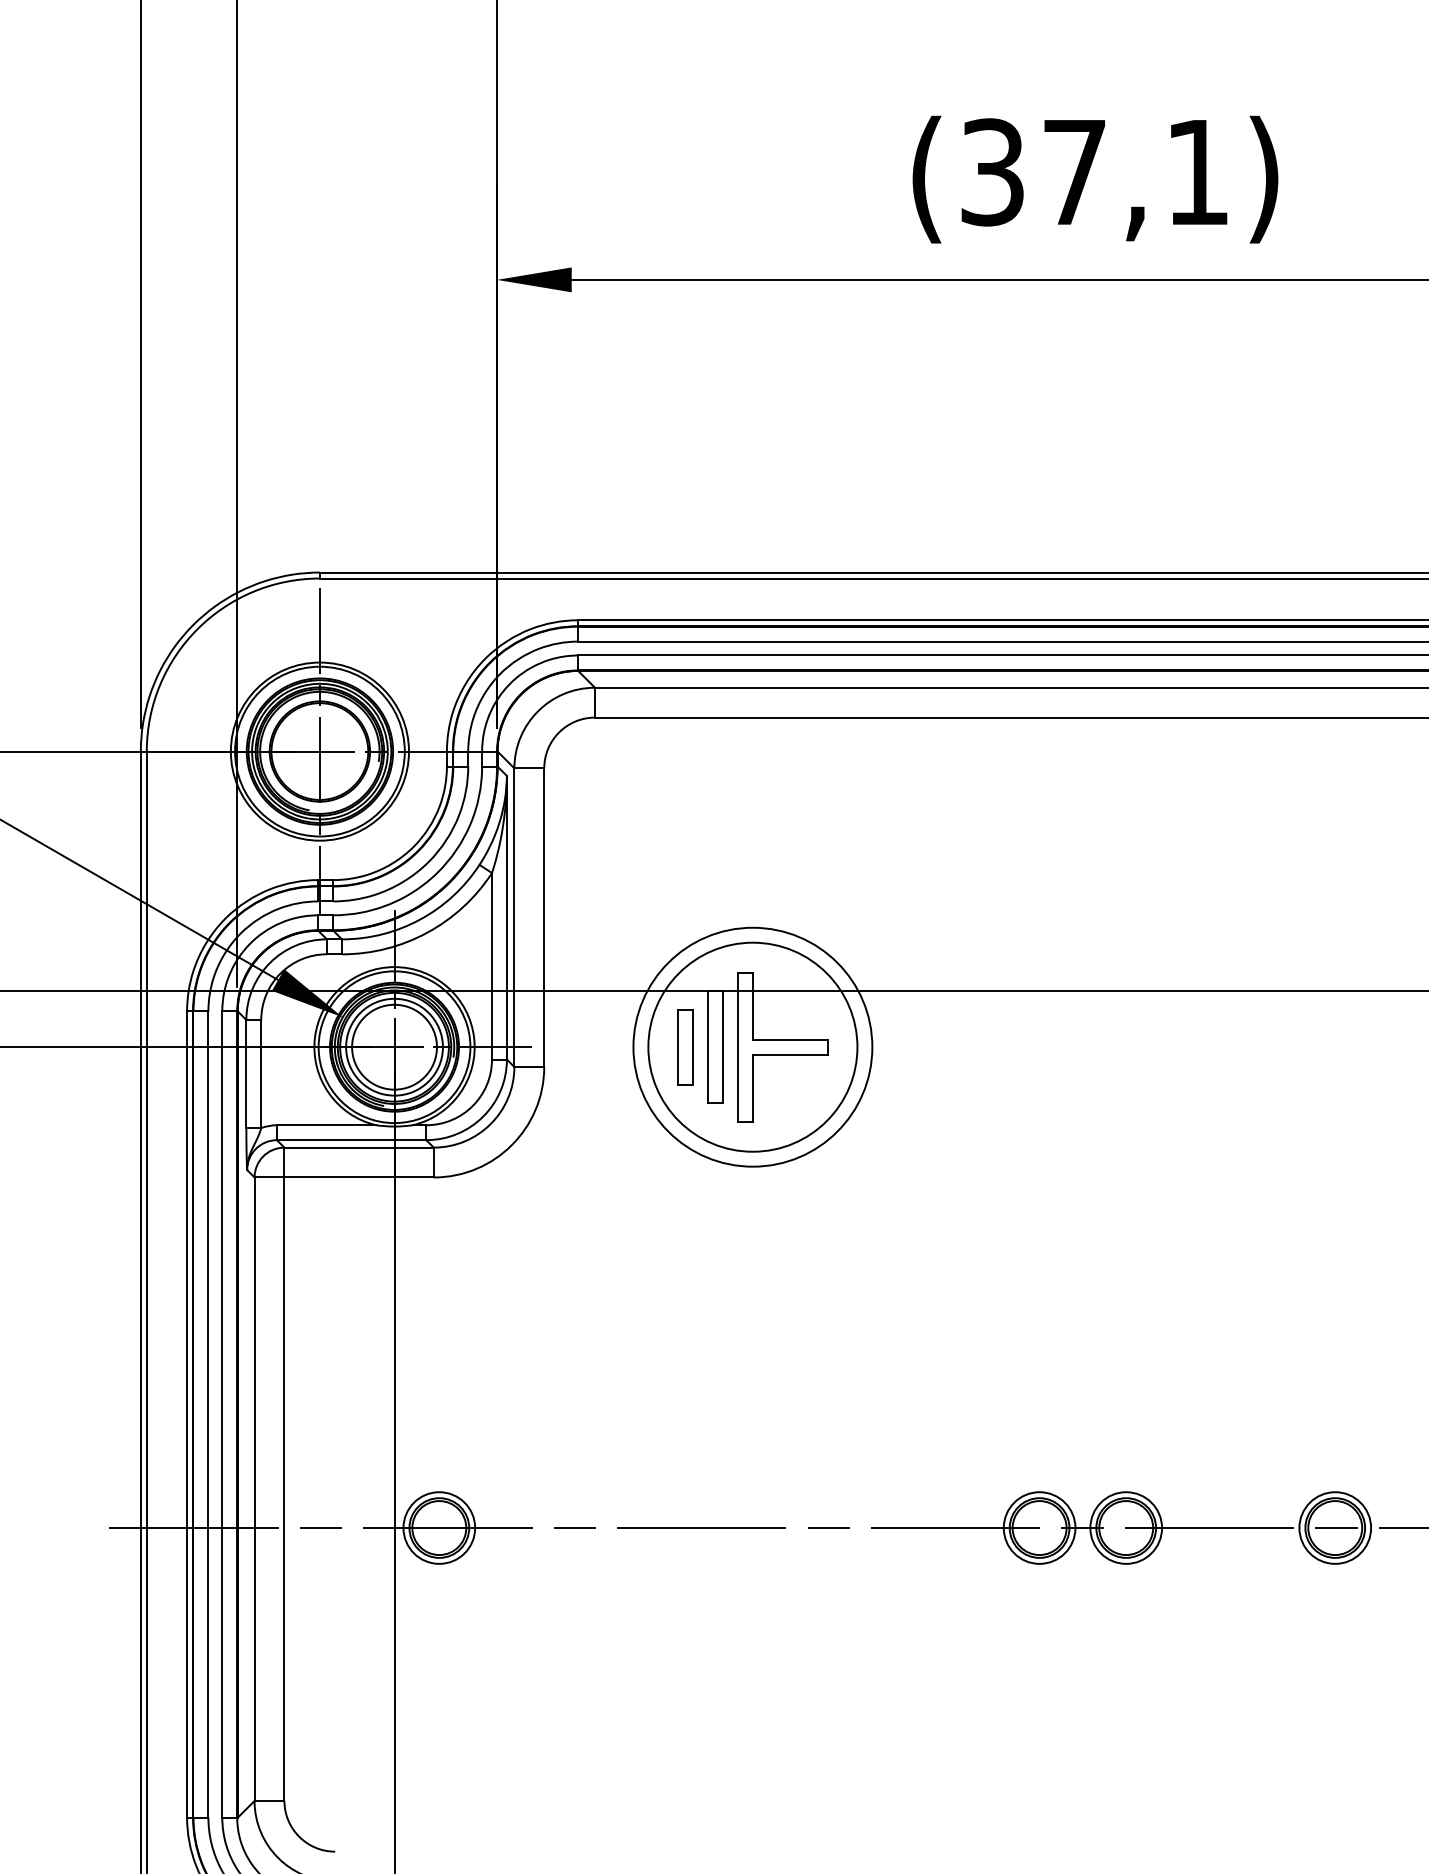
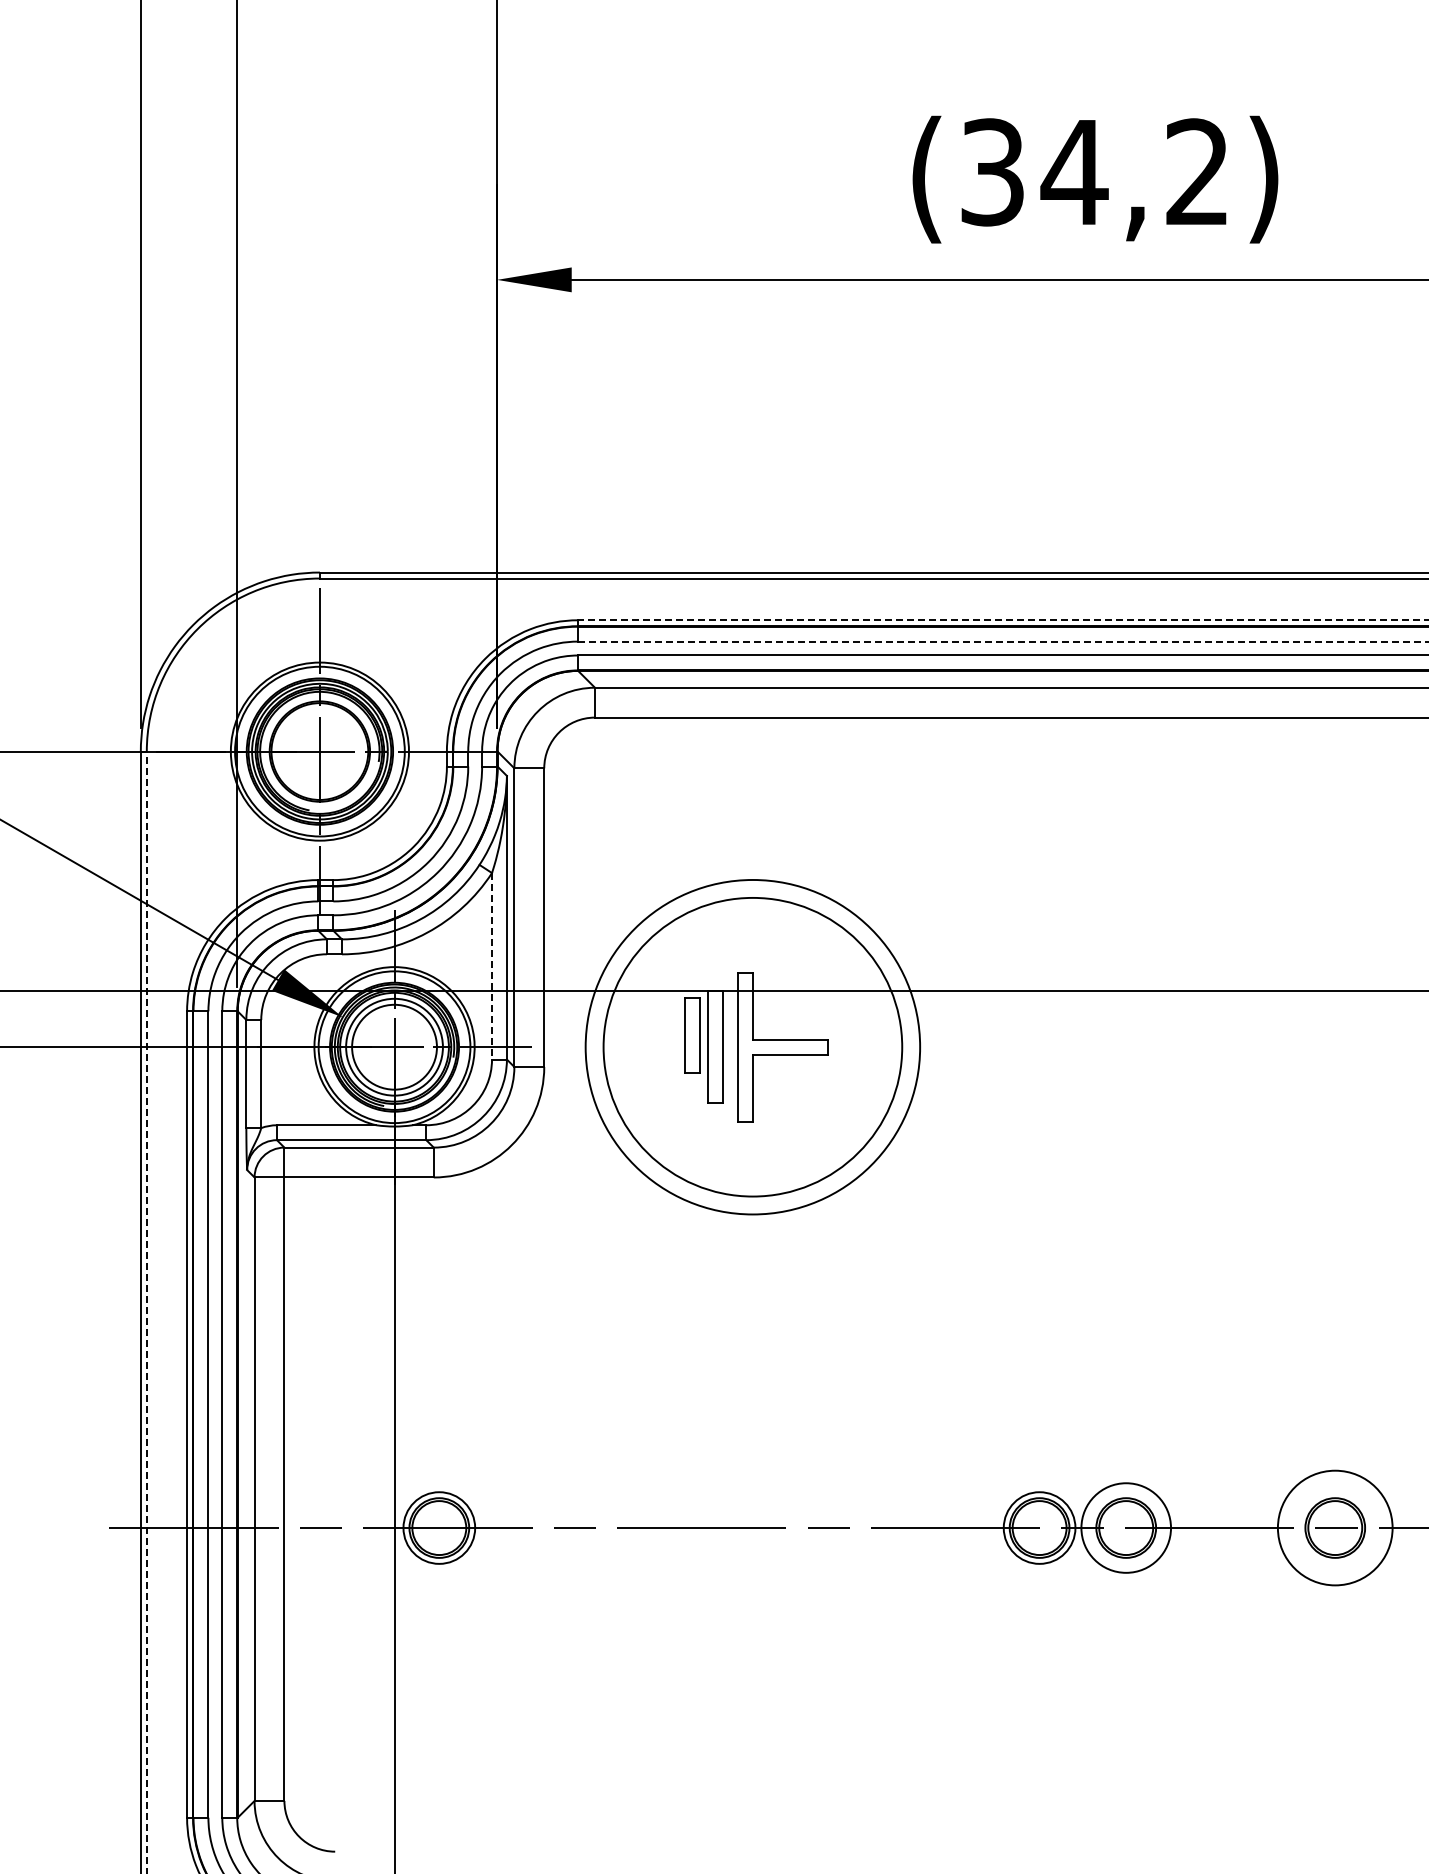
text: (37,1) -> (34,2) (1133, 171)
line: solid -> dashed (1003, 620)
line: solid -> dashed (1003, 641)
line: solid -> dashed (492, 966)
circle diameter: 209 px -> 334 px (752, 1046)
circle diameter: 239 px -> 299 px (752, 1046)
part position: (685, 1047) -> (692, 1035) (692, 1035)
line: solid -> dashed (146, 1312)
circle diameter: 72 px -> 90 px (1126, 1527)
circle diameter: 72 px -> 115 px (1334, 1527)
